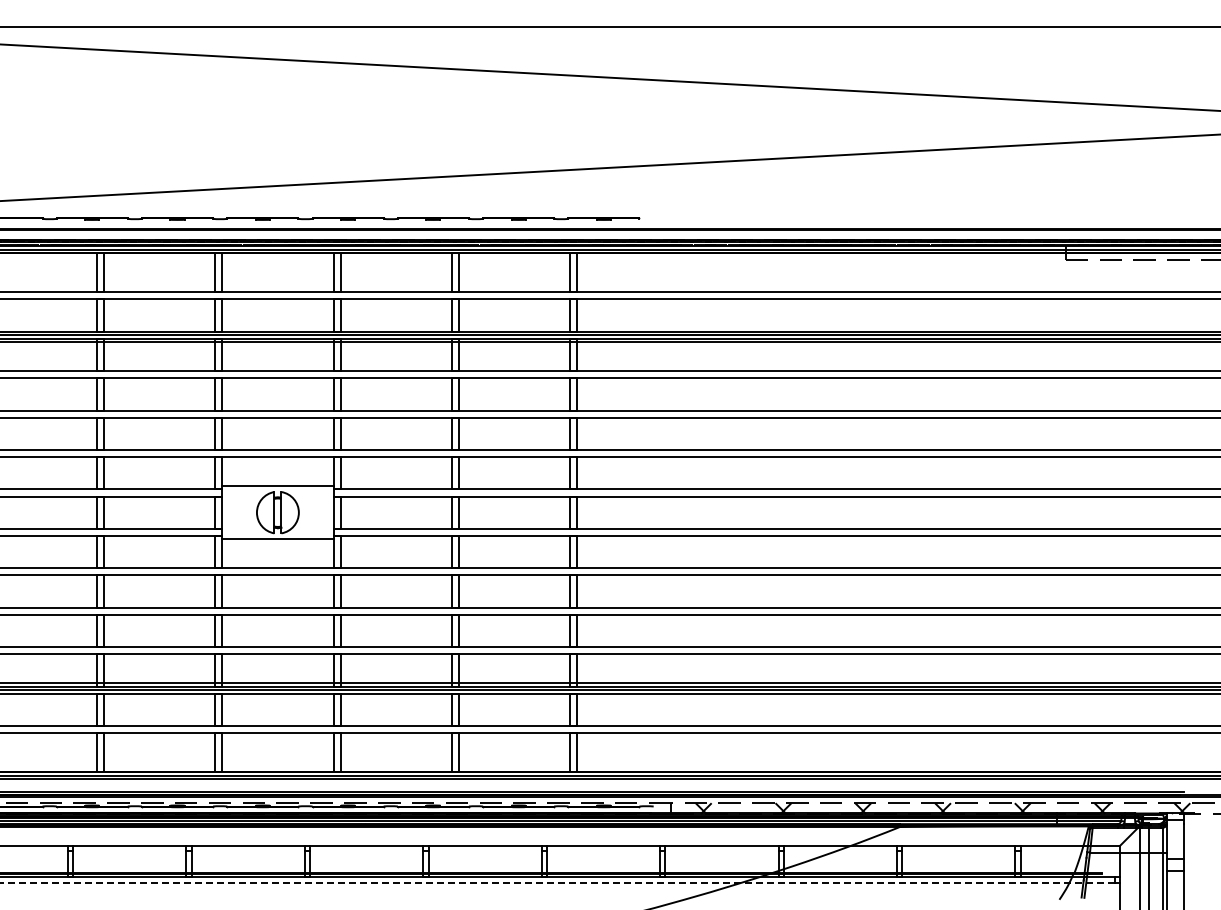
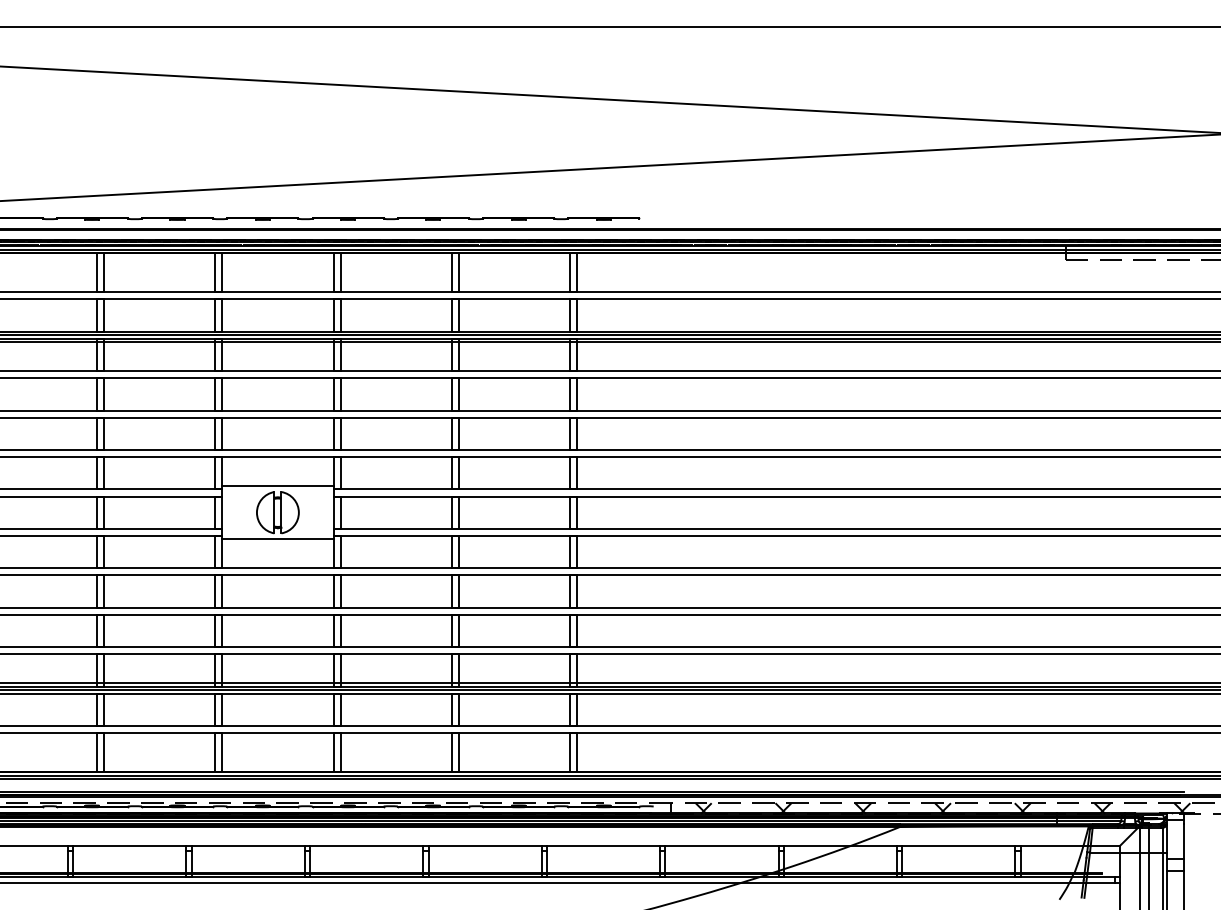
line position: (609, 77) -> (609, 99) (609, 99)
line: dashed -> solid (557, 882)
